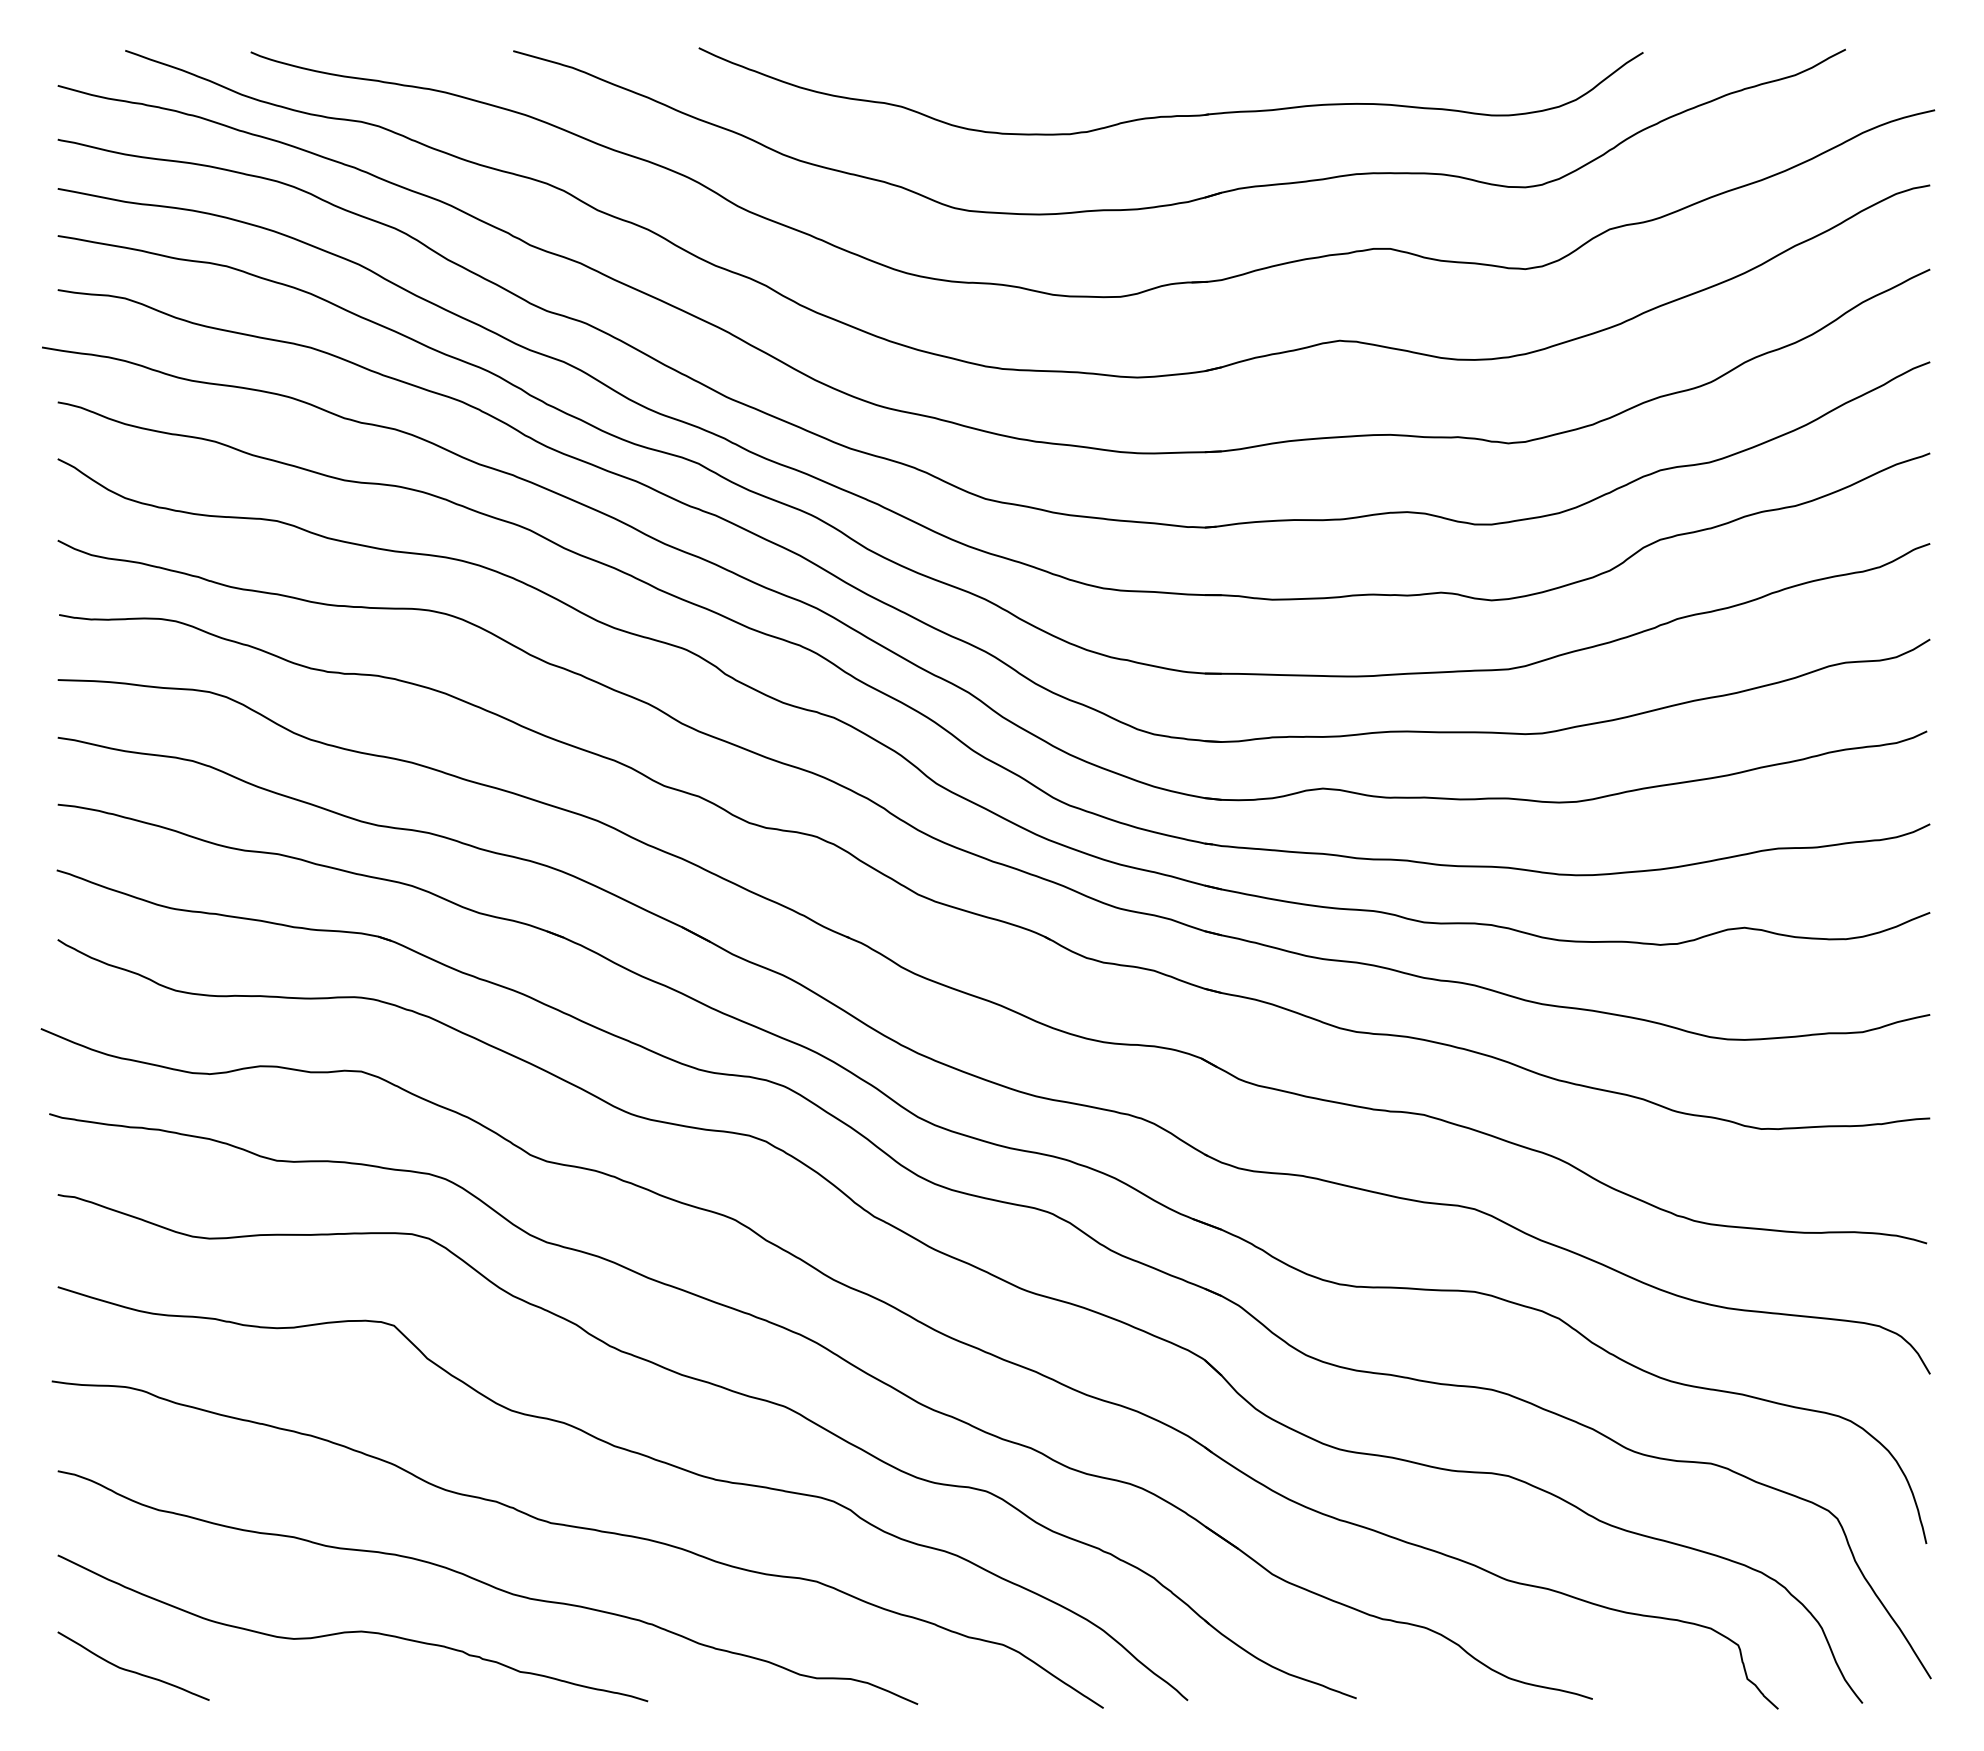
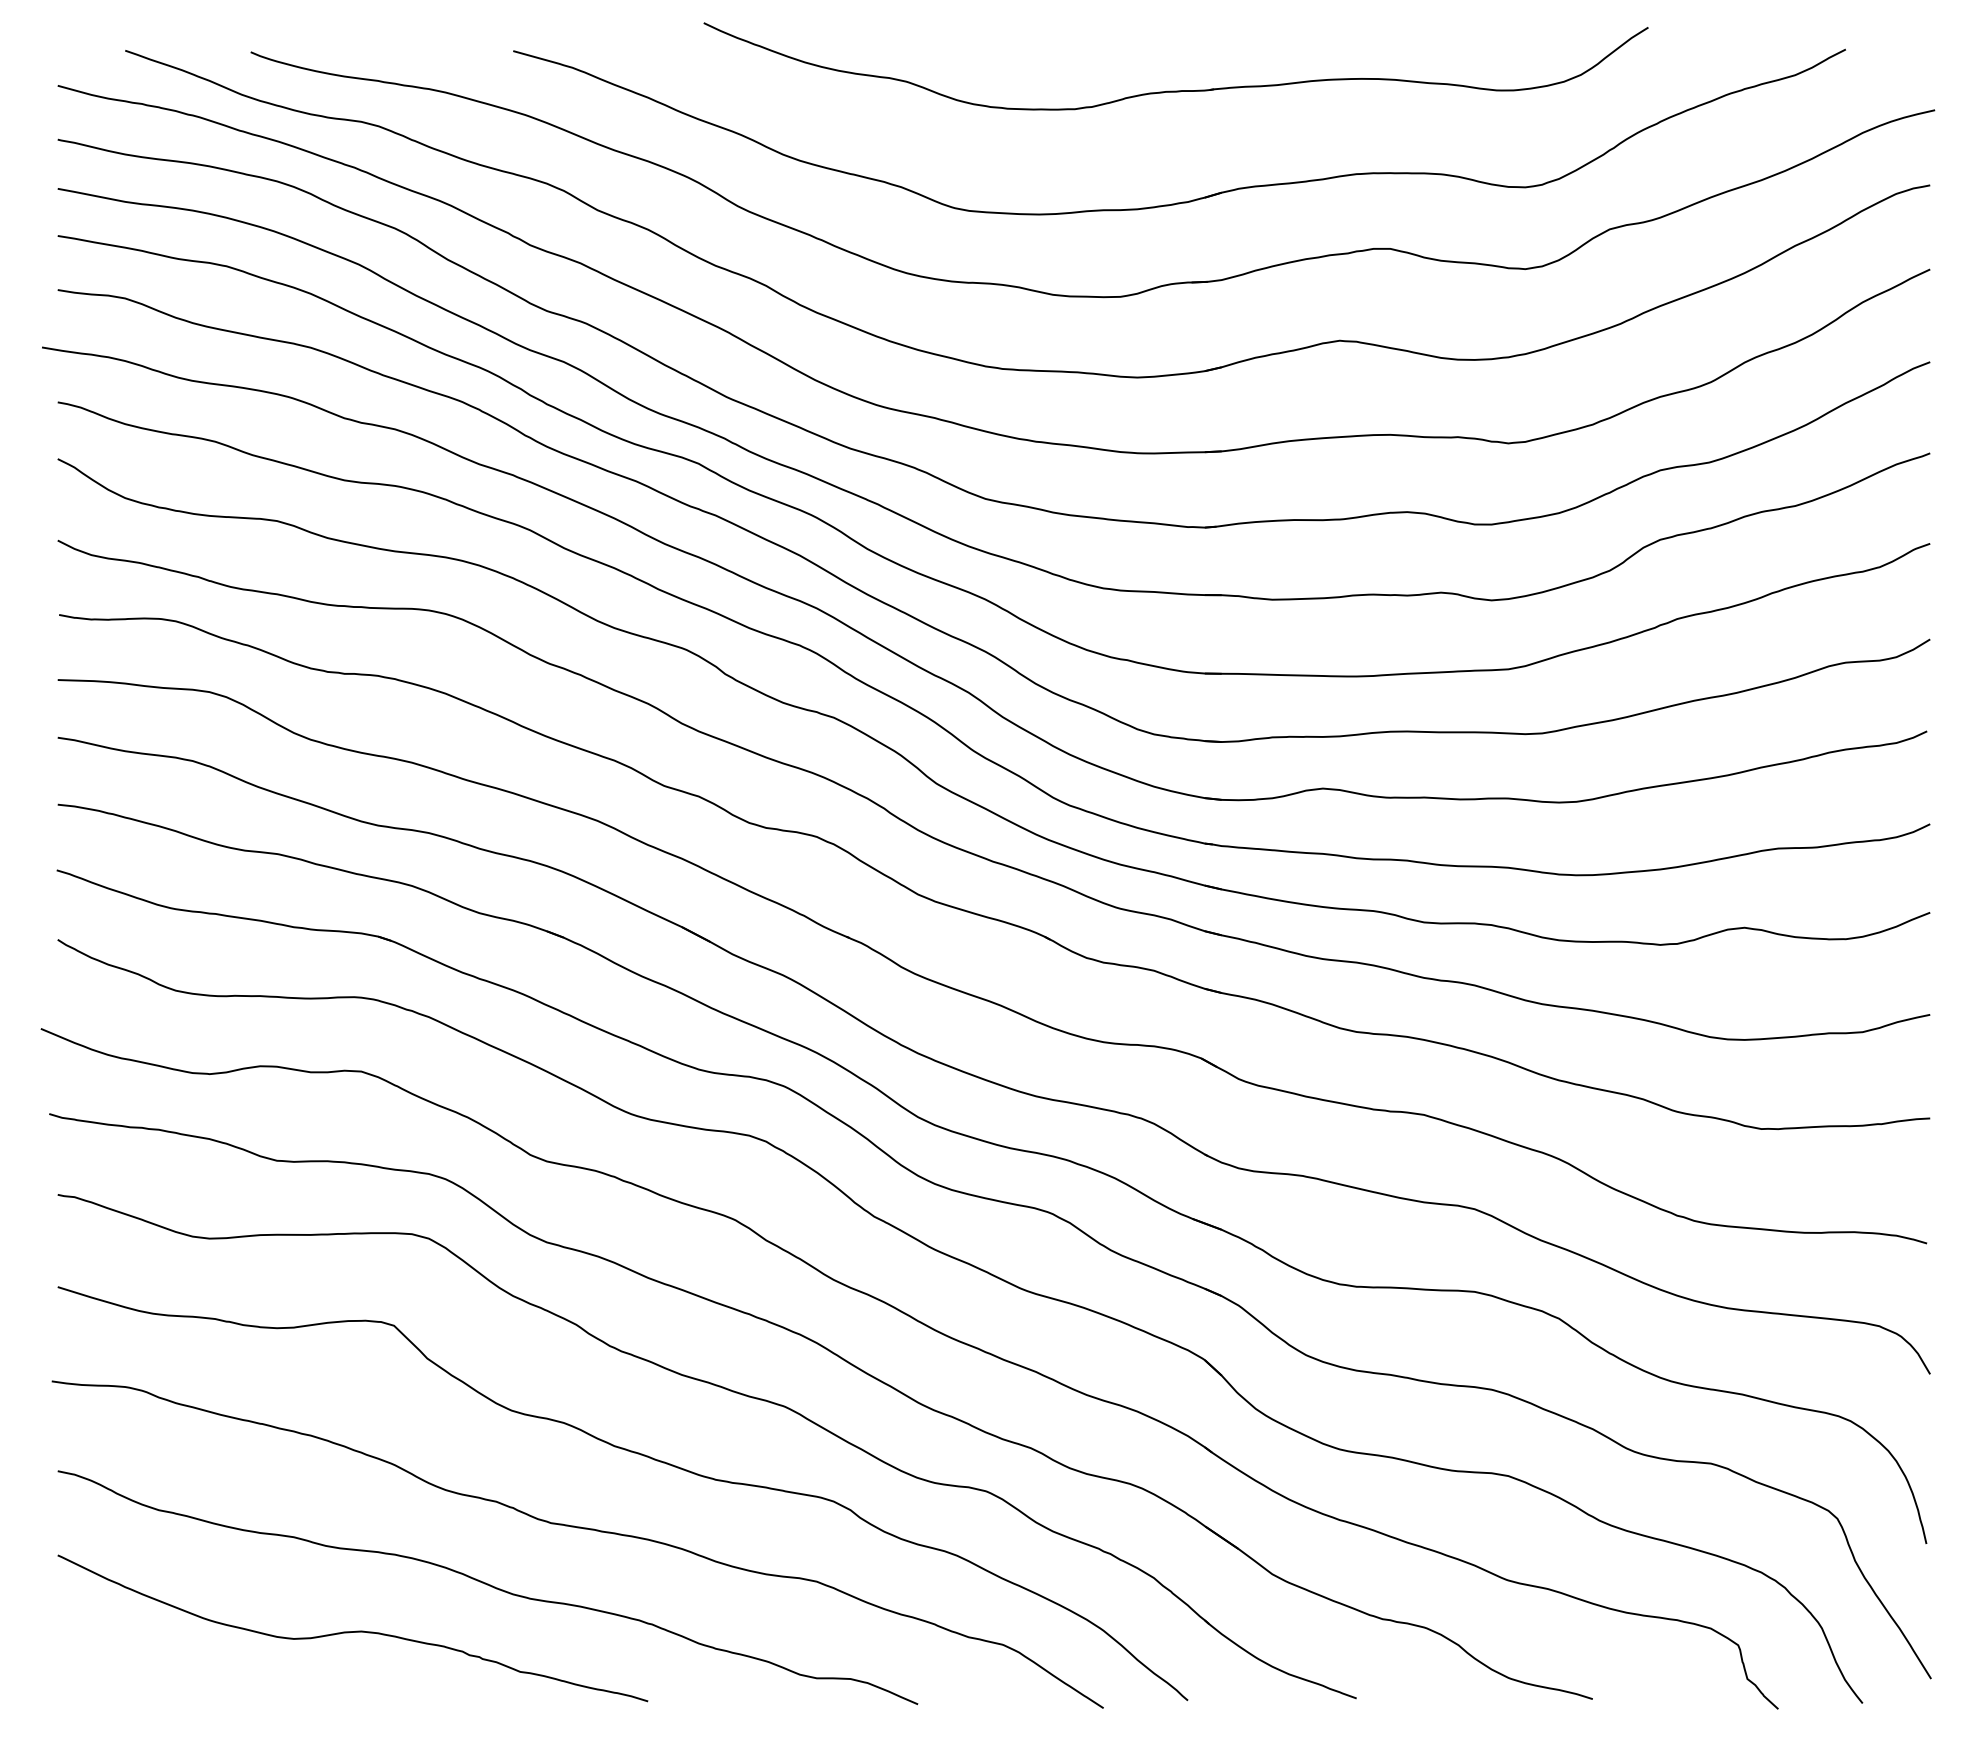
part position: (1170, 115) -> (1175, 90) (1175, 90)
curve: present -> none (132, 1670)
